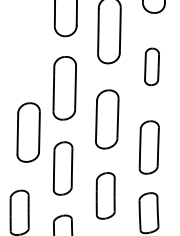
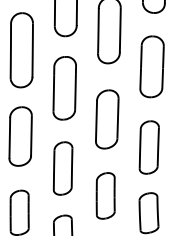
part: none -> present (21, 50)
part size: 16x40 px -> 26x64 px (151, 66)
part position: (28, 132) -> (20, 136) (20, 136)
